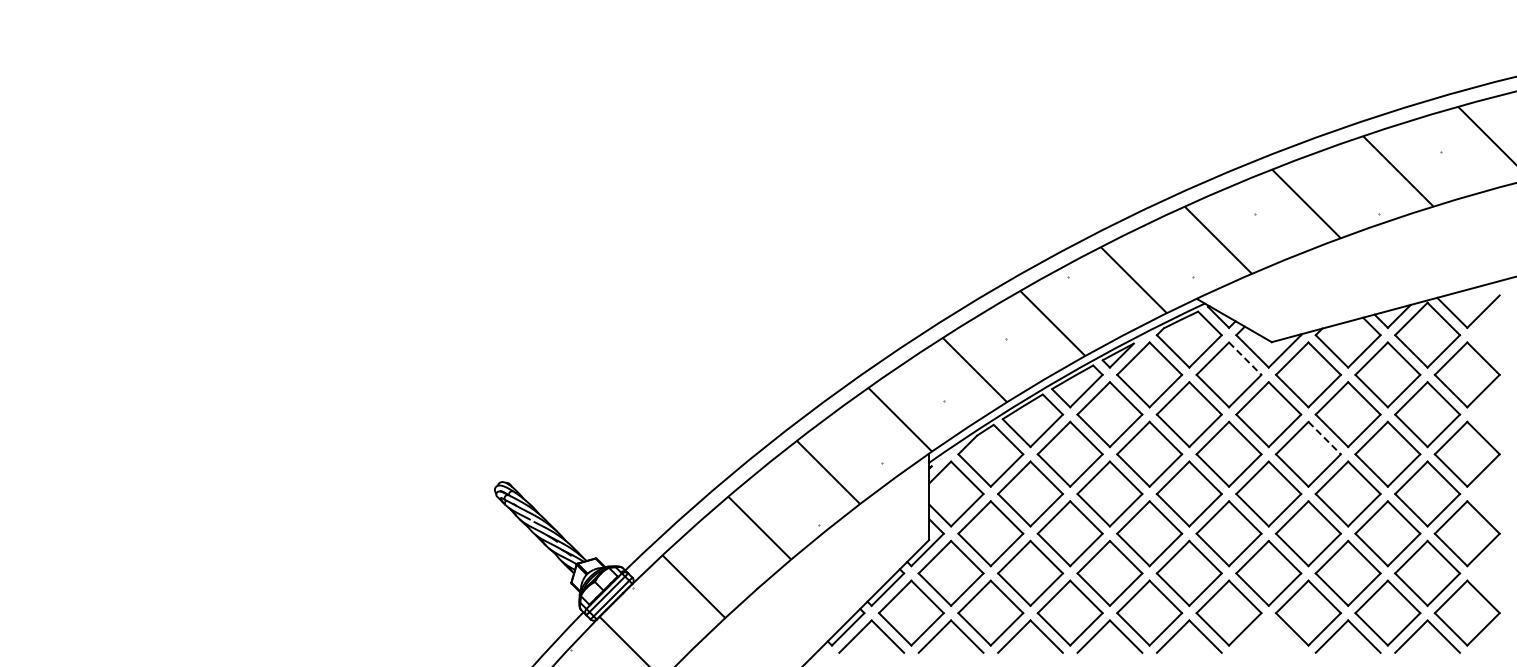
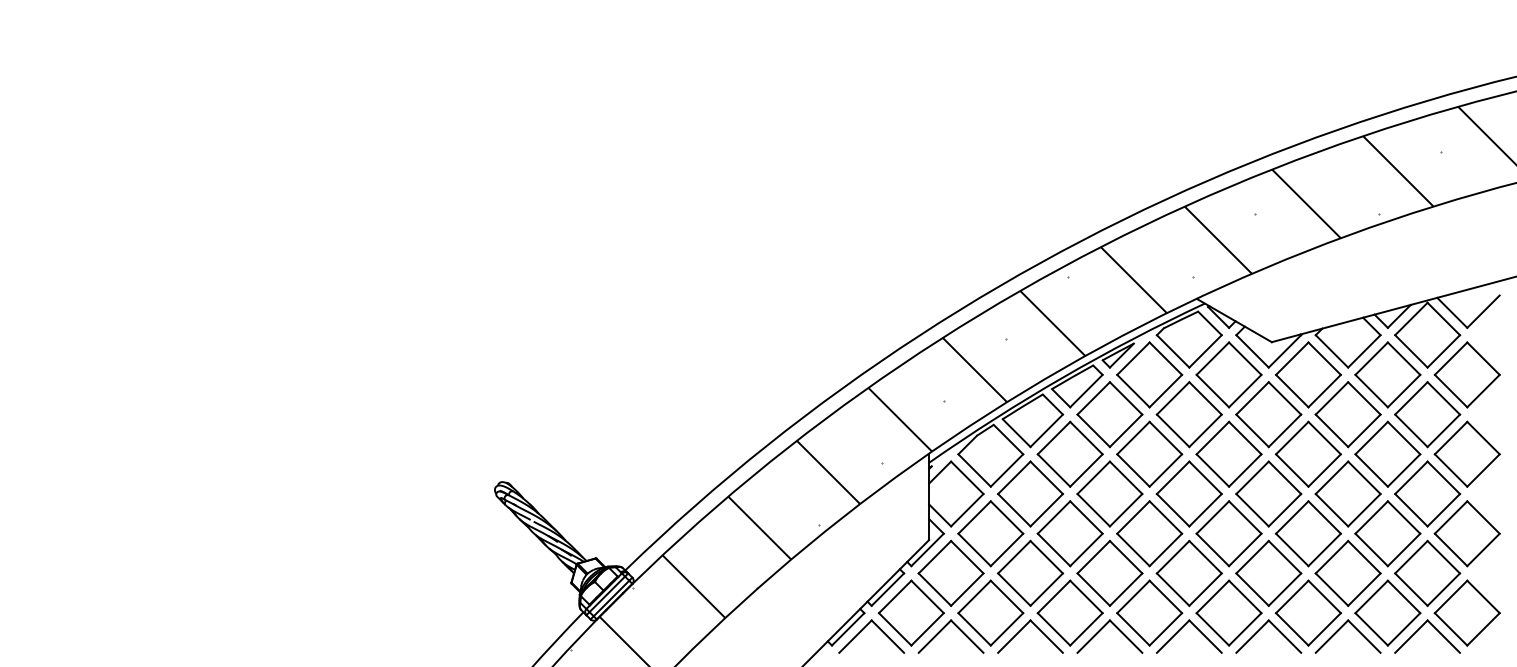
line: dashed -> solid (1245, 358)
line: dashed -> solid (1324, 438)
part: none -> present (1261, 629)
